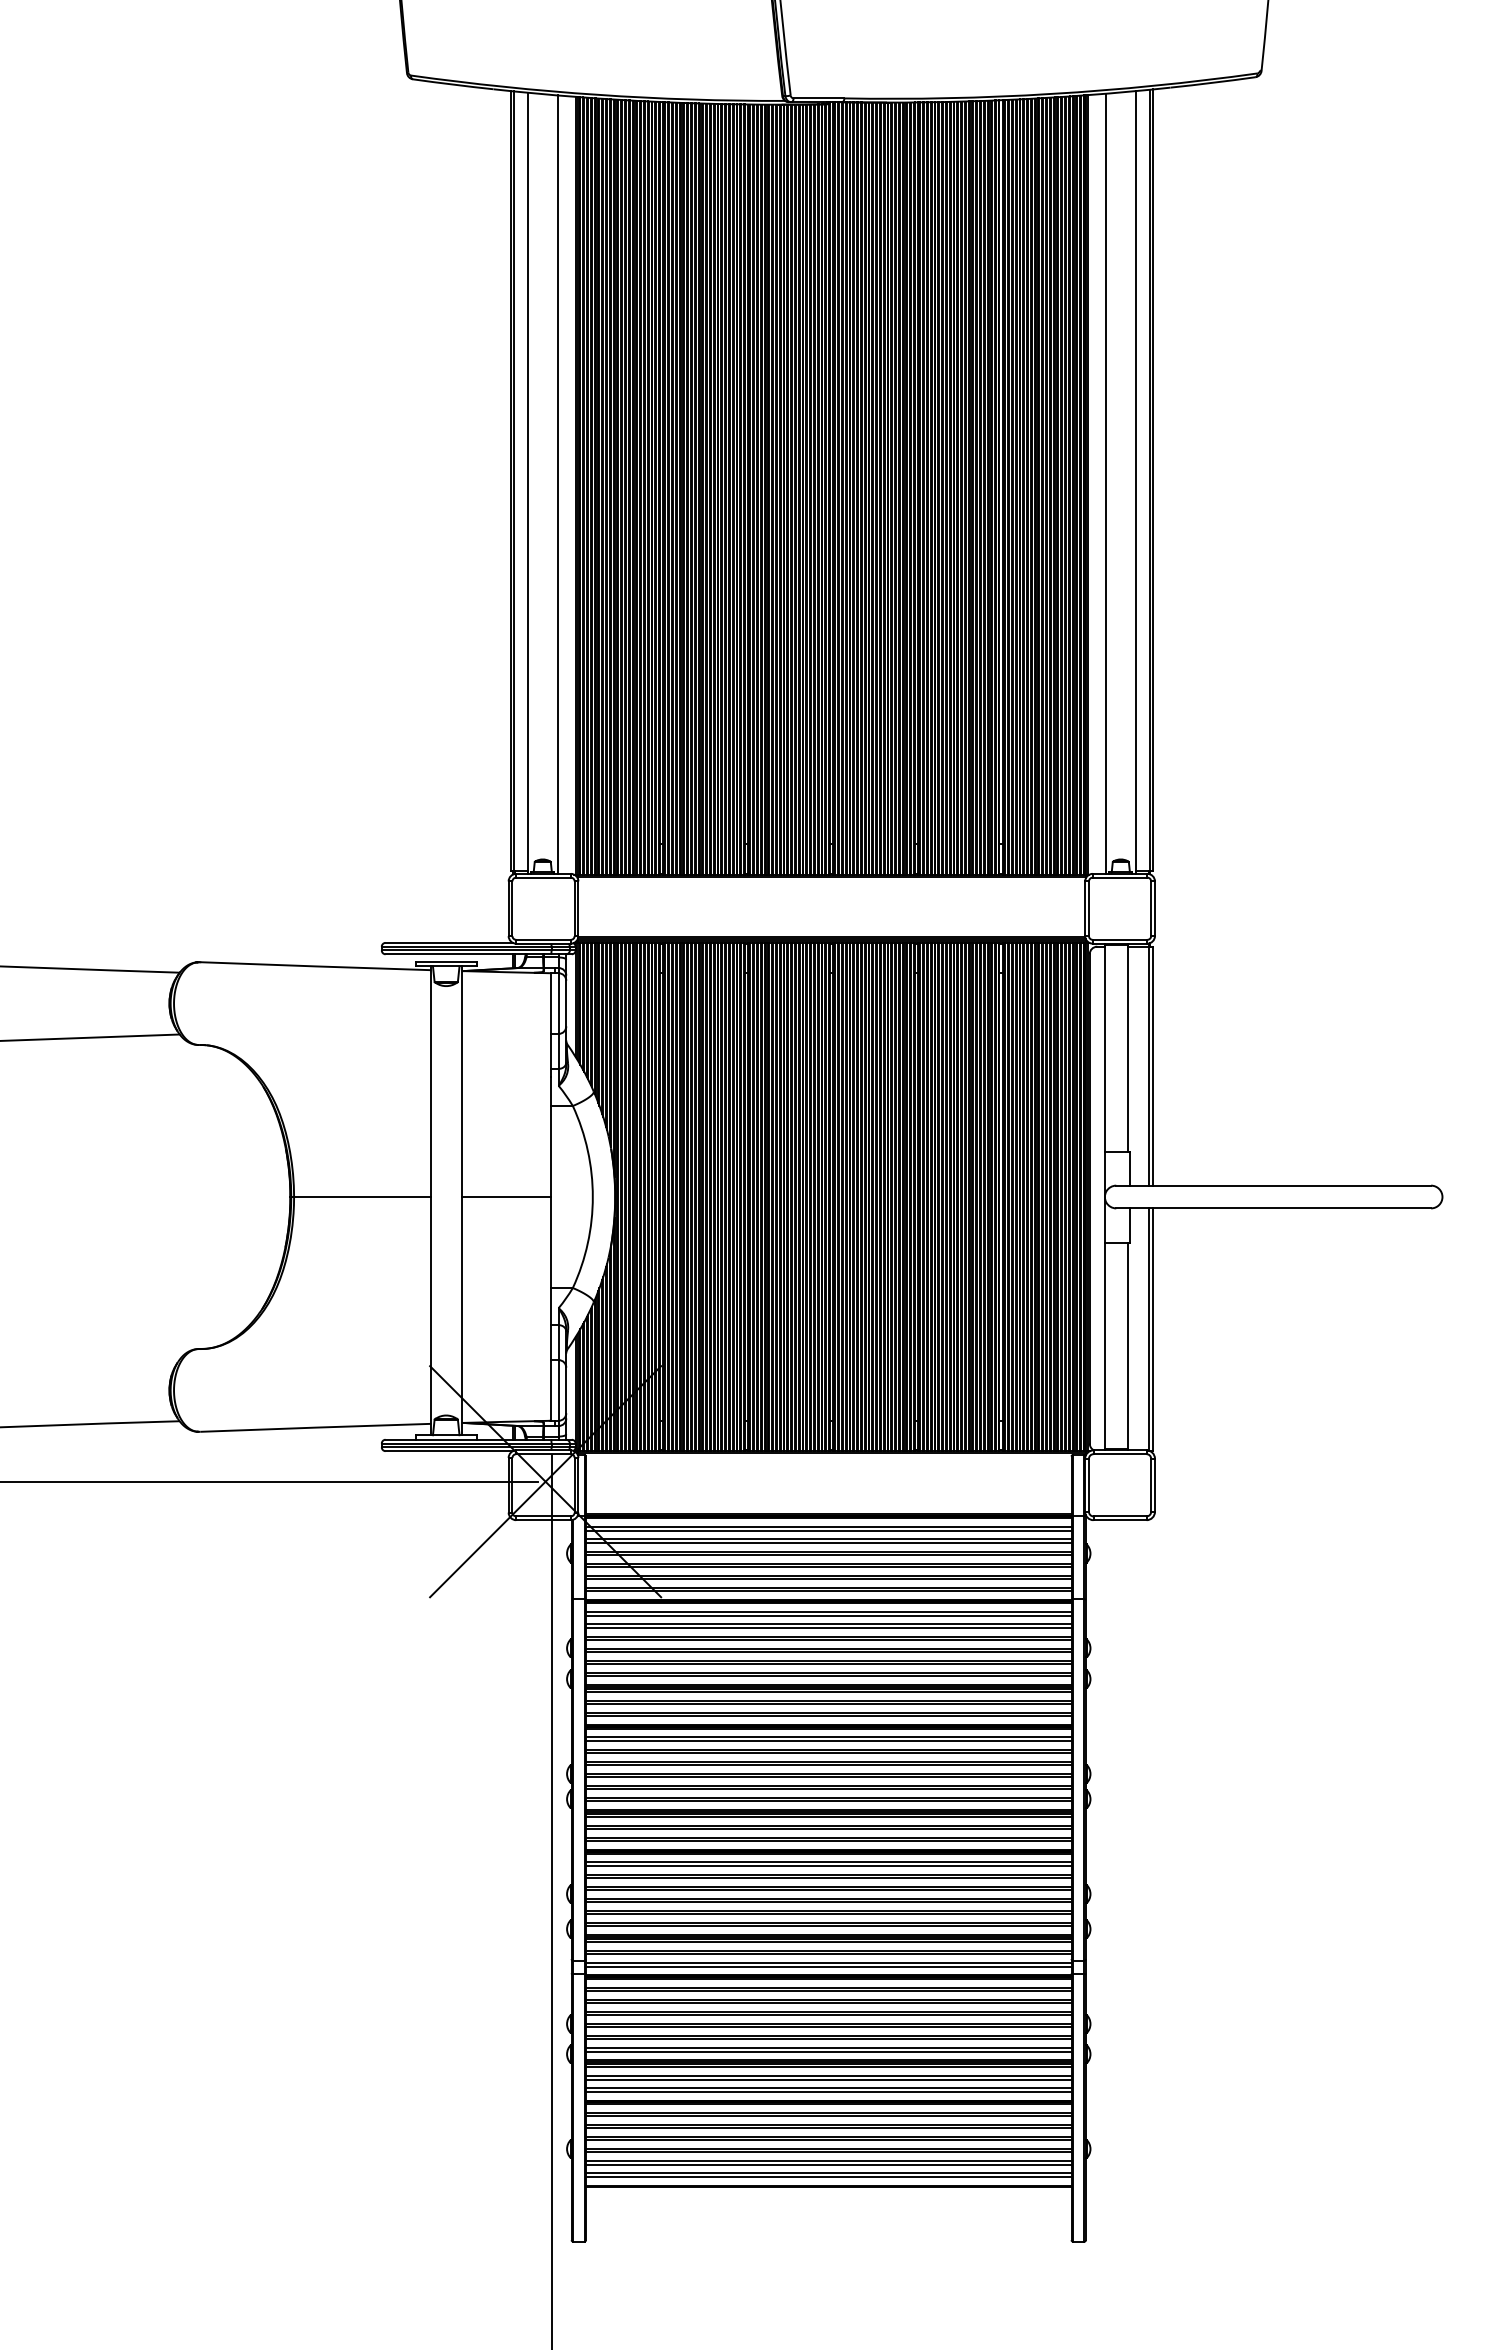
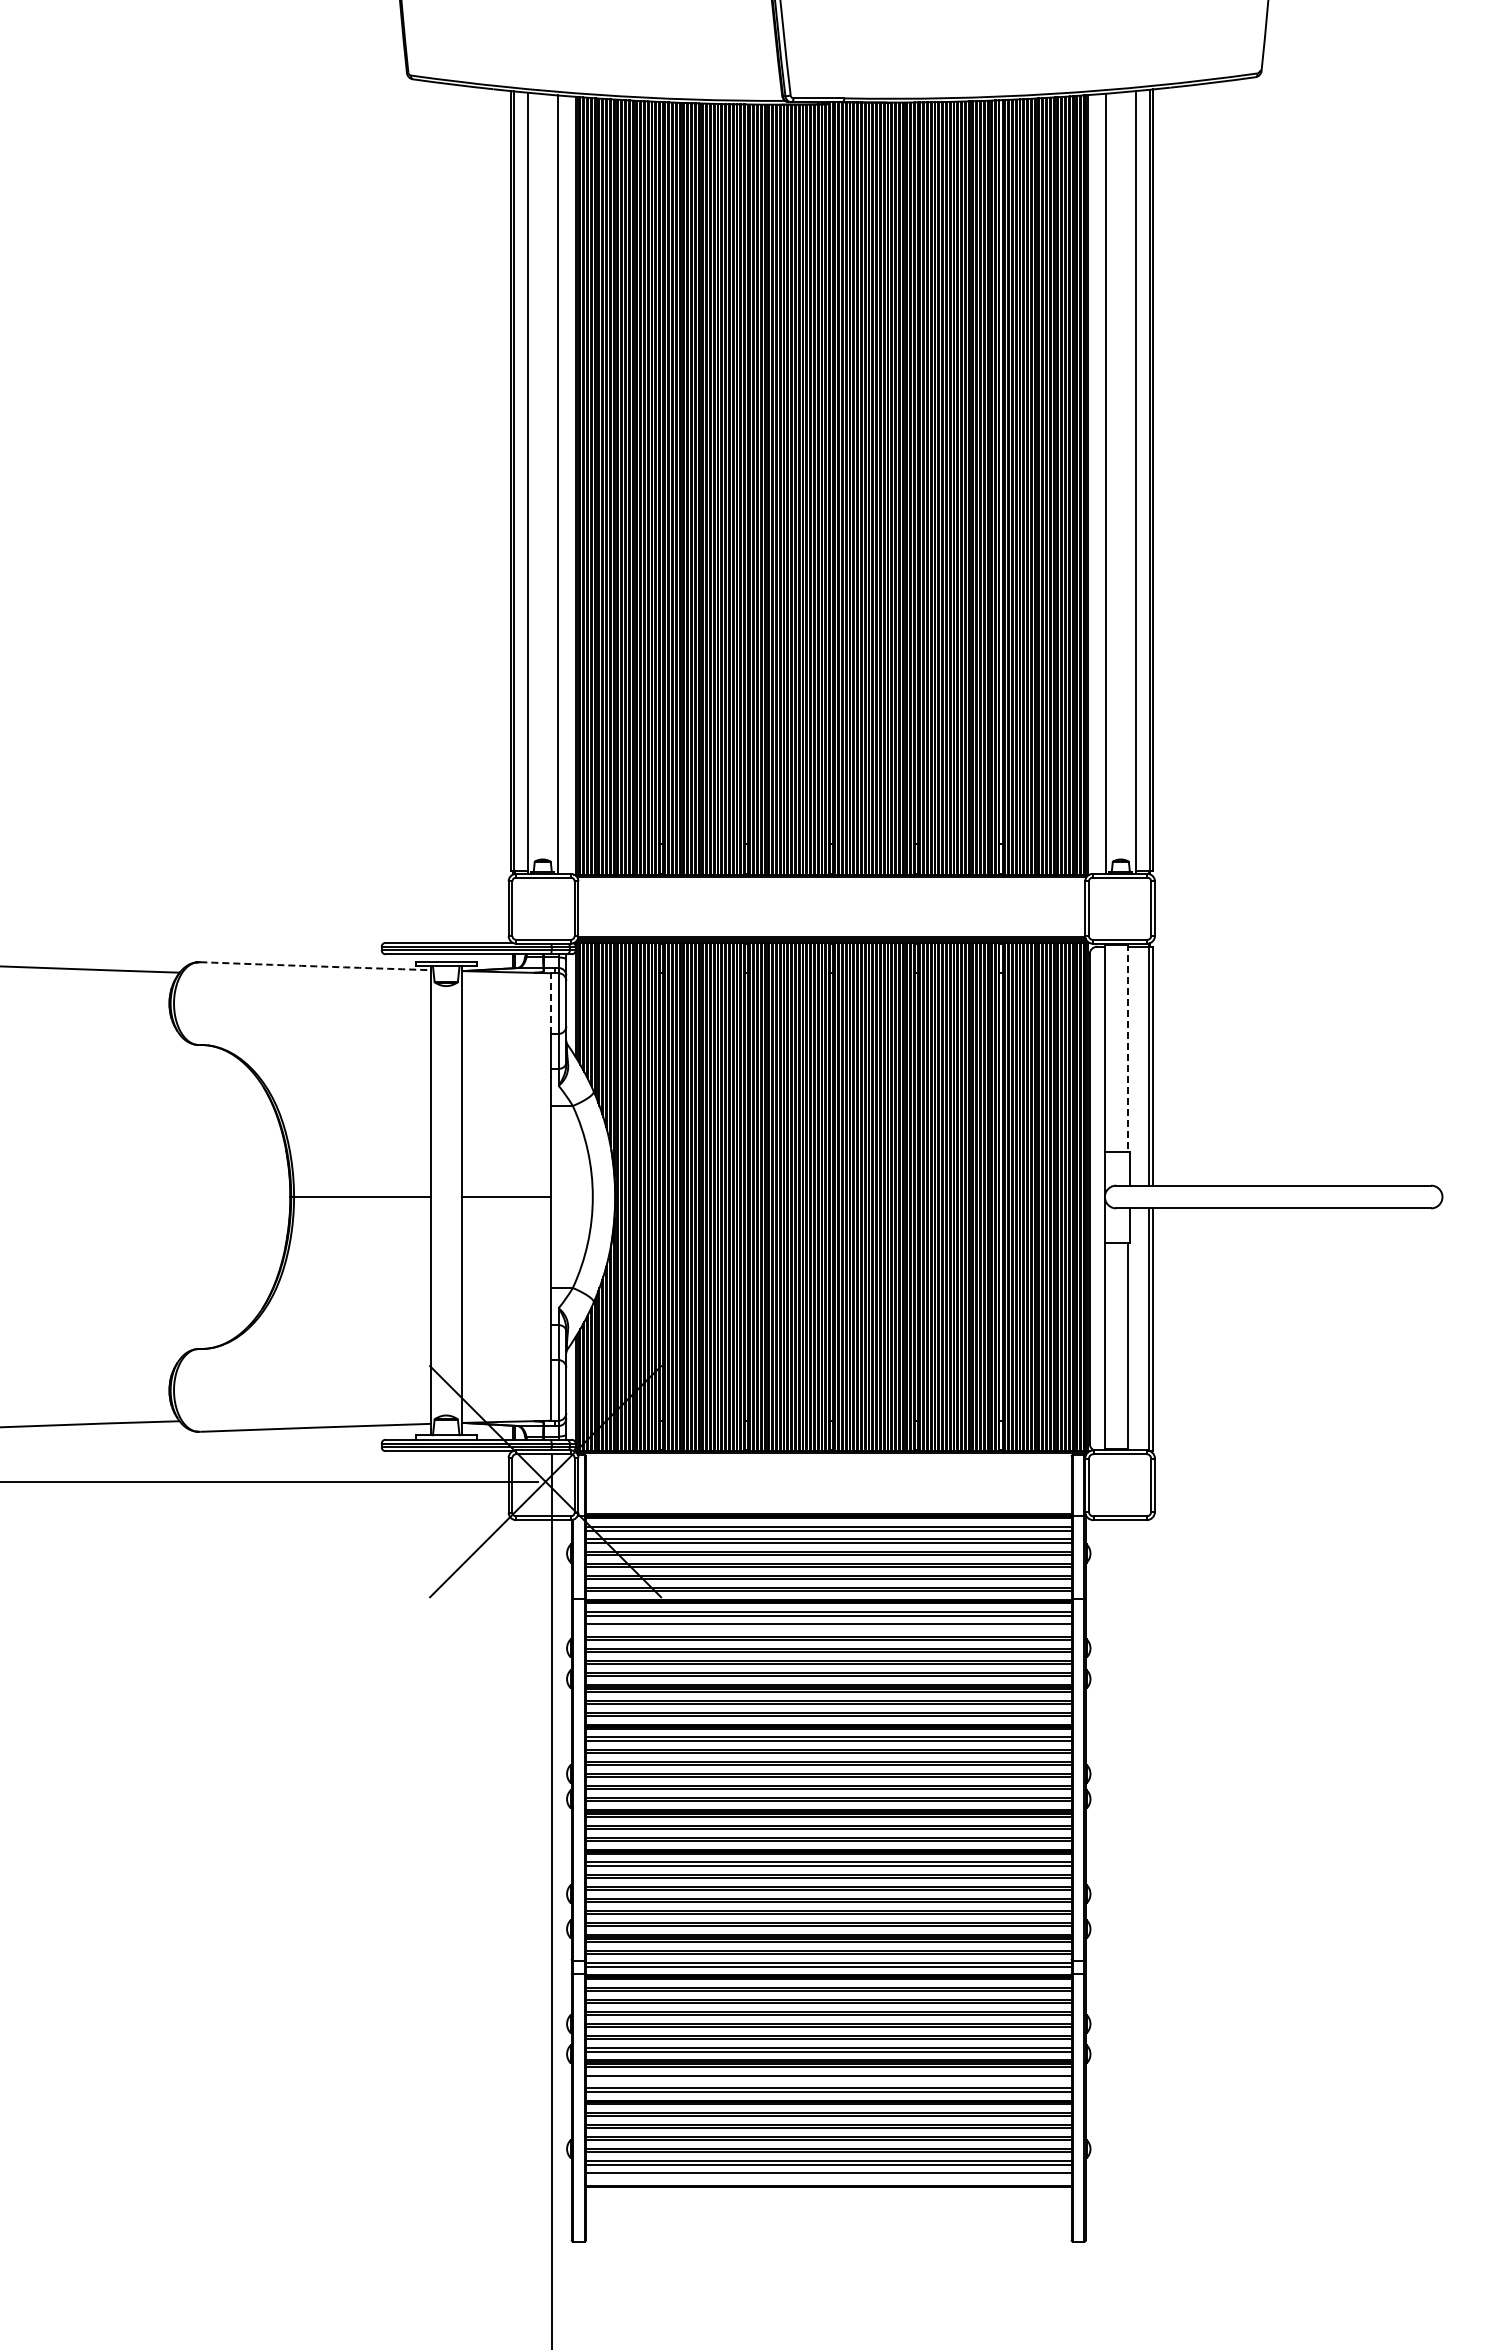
arc: solid -> dashed (315, 966)
line: solid -> dashed (551, 1003)
line: present -> none (90, 1037)
line: solid -> dashed (1127, 1047)
line: present -> none (828, 1627)
line: present -> none (828, 2079)
line: present -> none (828, 2176)
